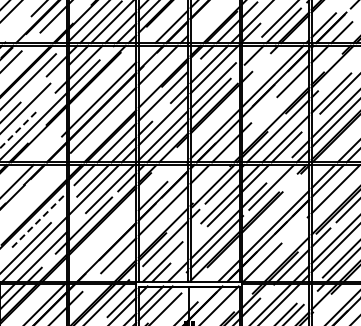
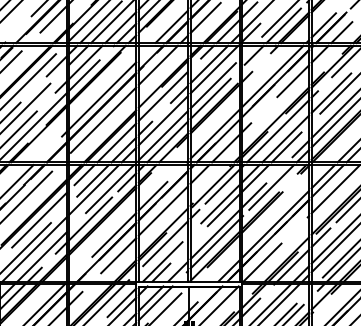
line: none -> present (205, 17)
line: none -> present (344, 64)
line: dashed -> solid (18, 129)
line: none -> present (27, 196)
line: dashed -> solid (39, 220)
line: none -> present (114, 234)
